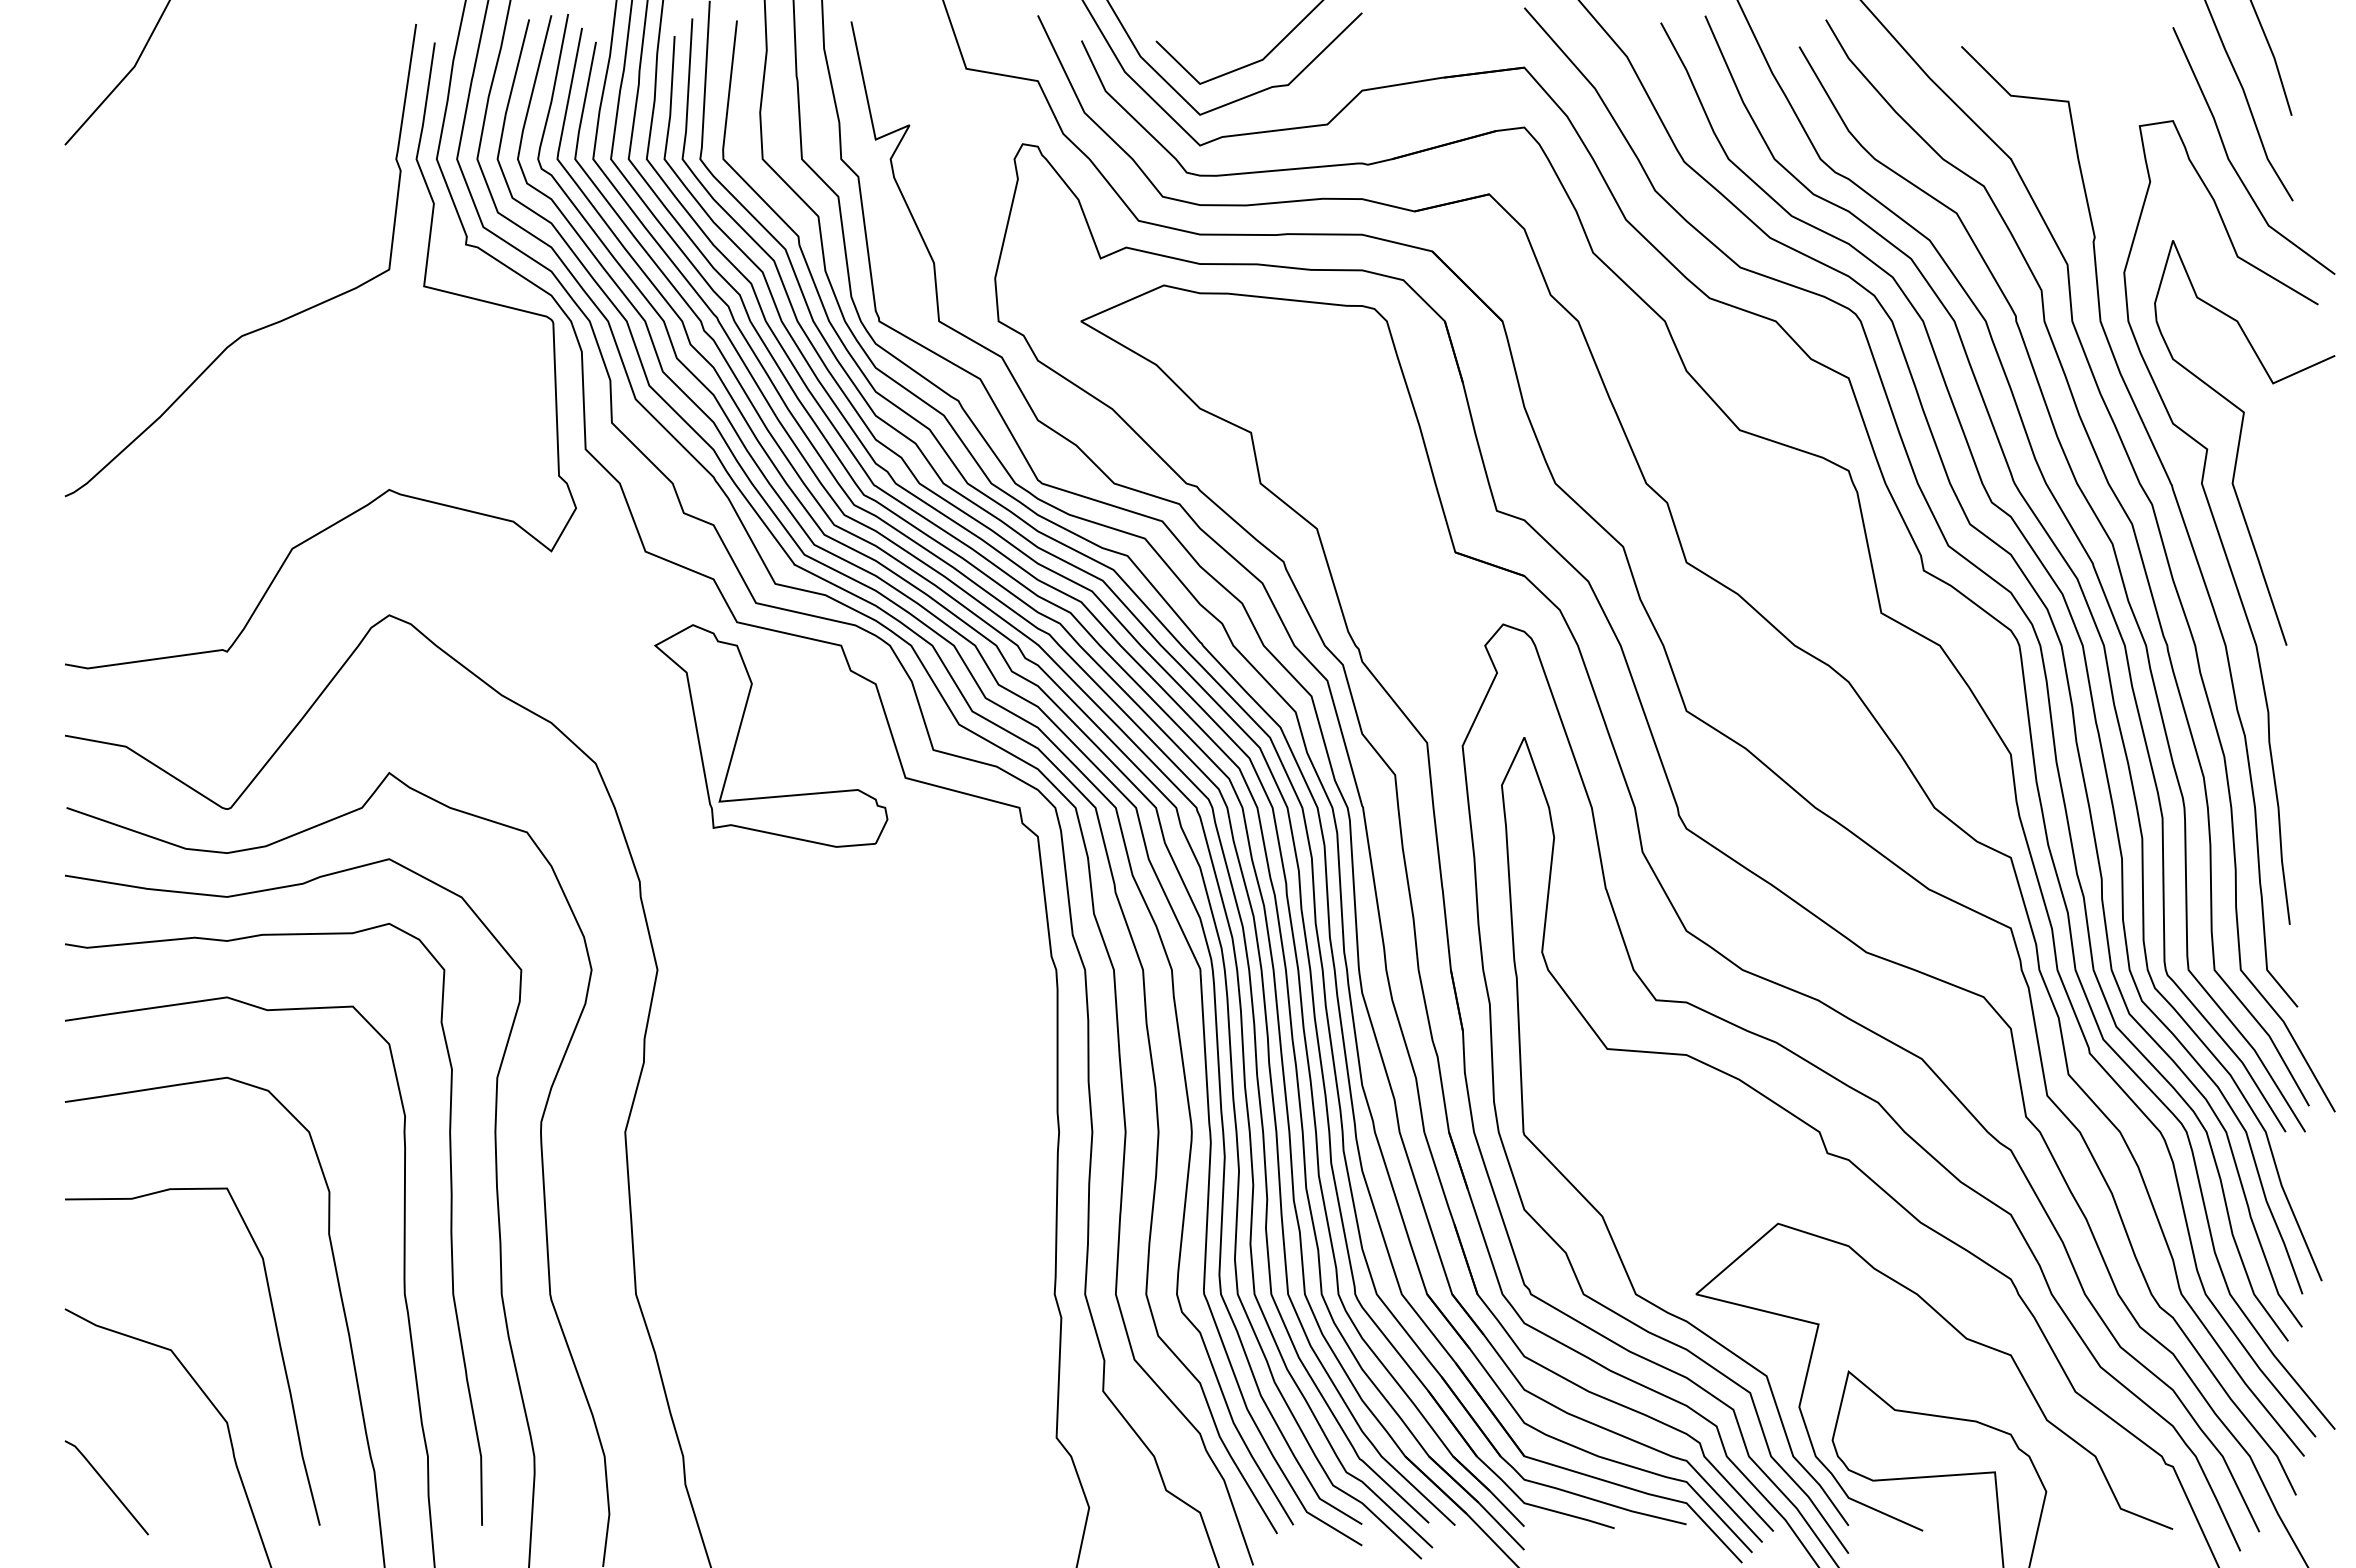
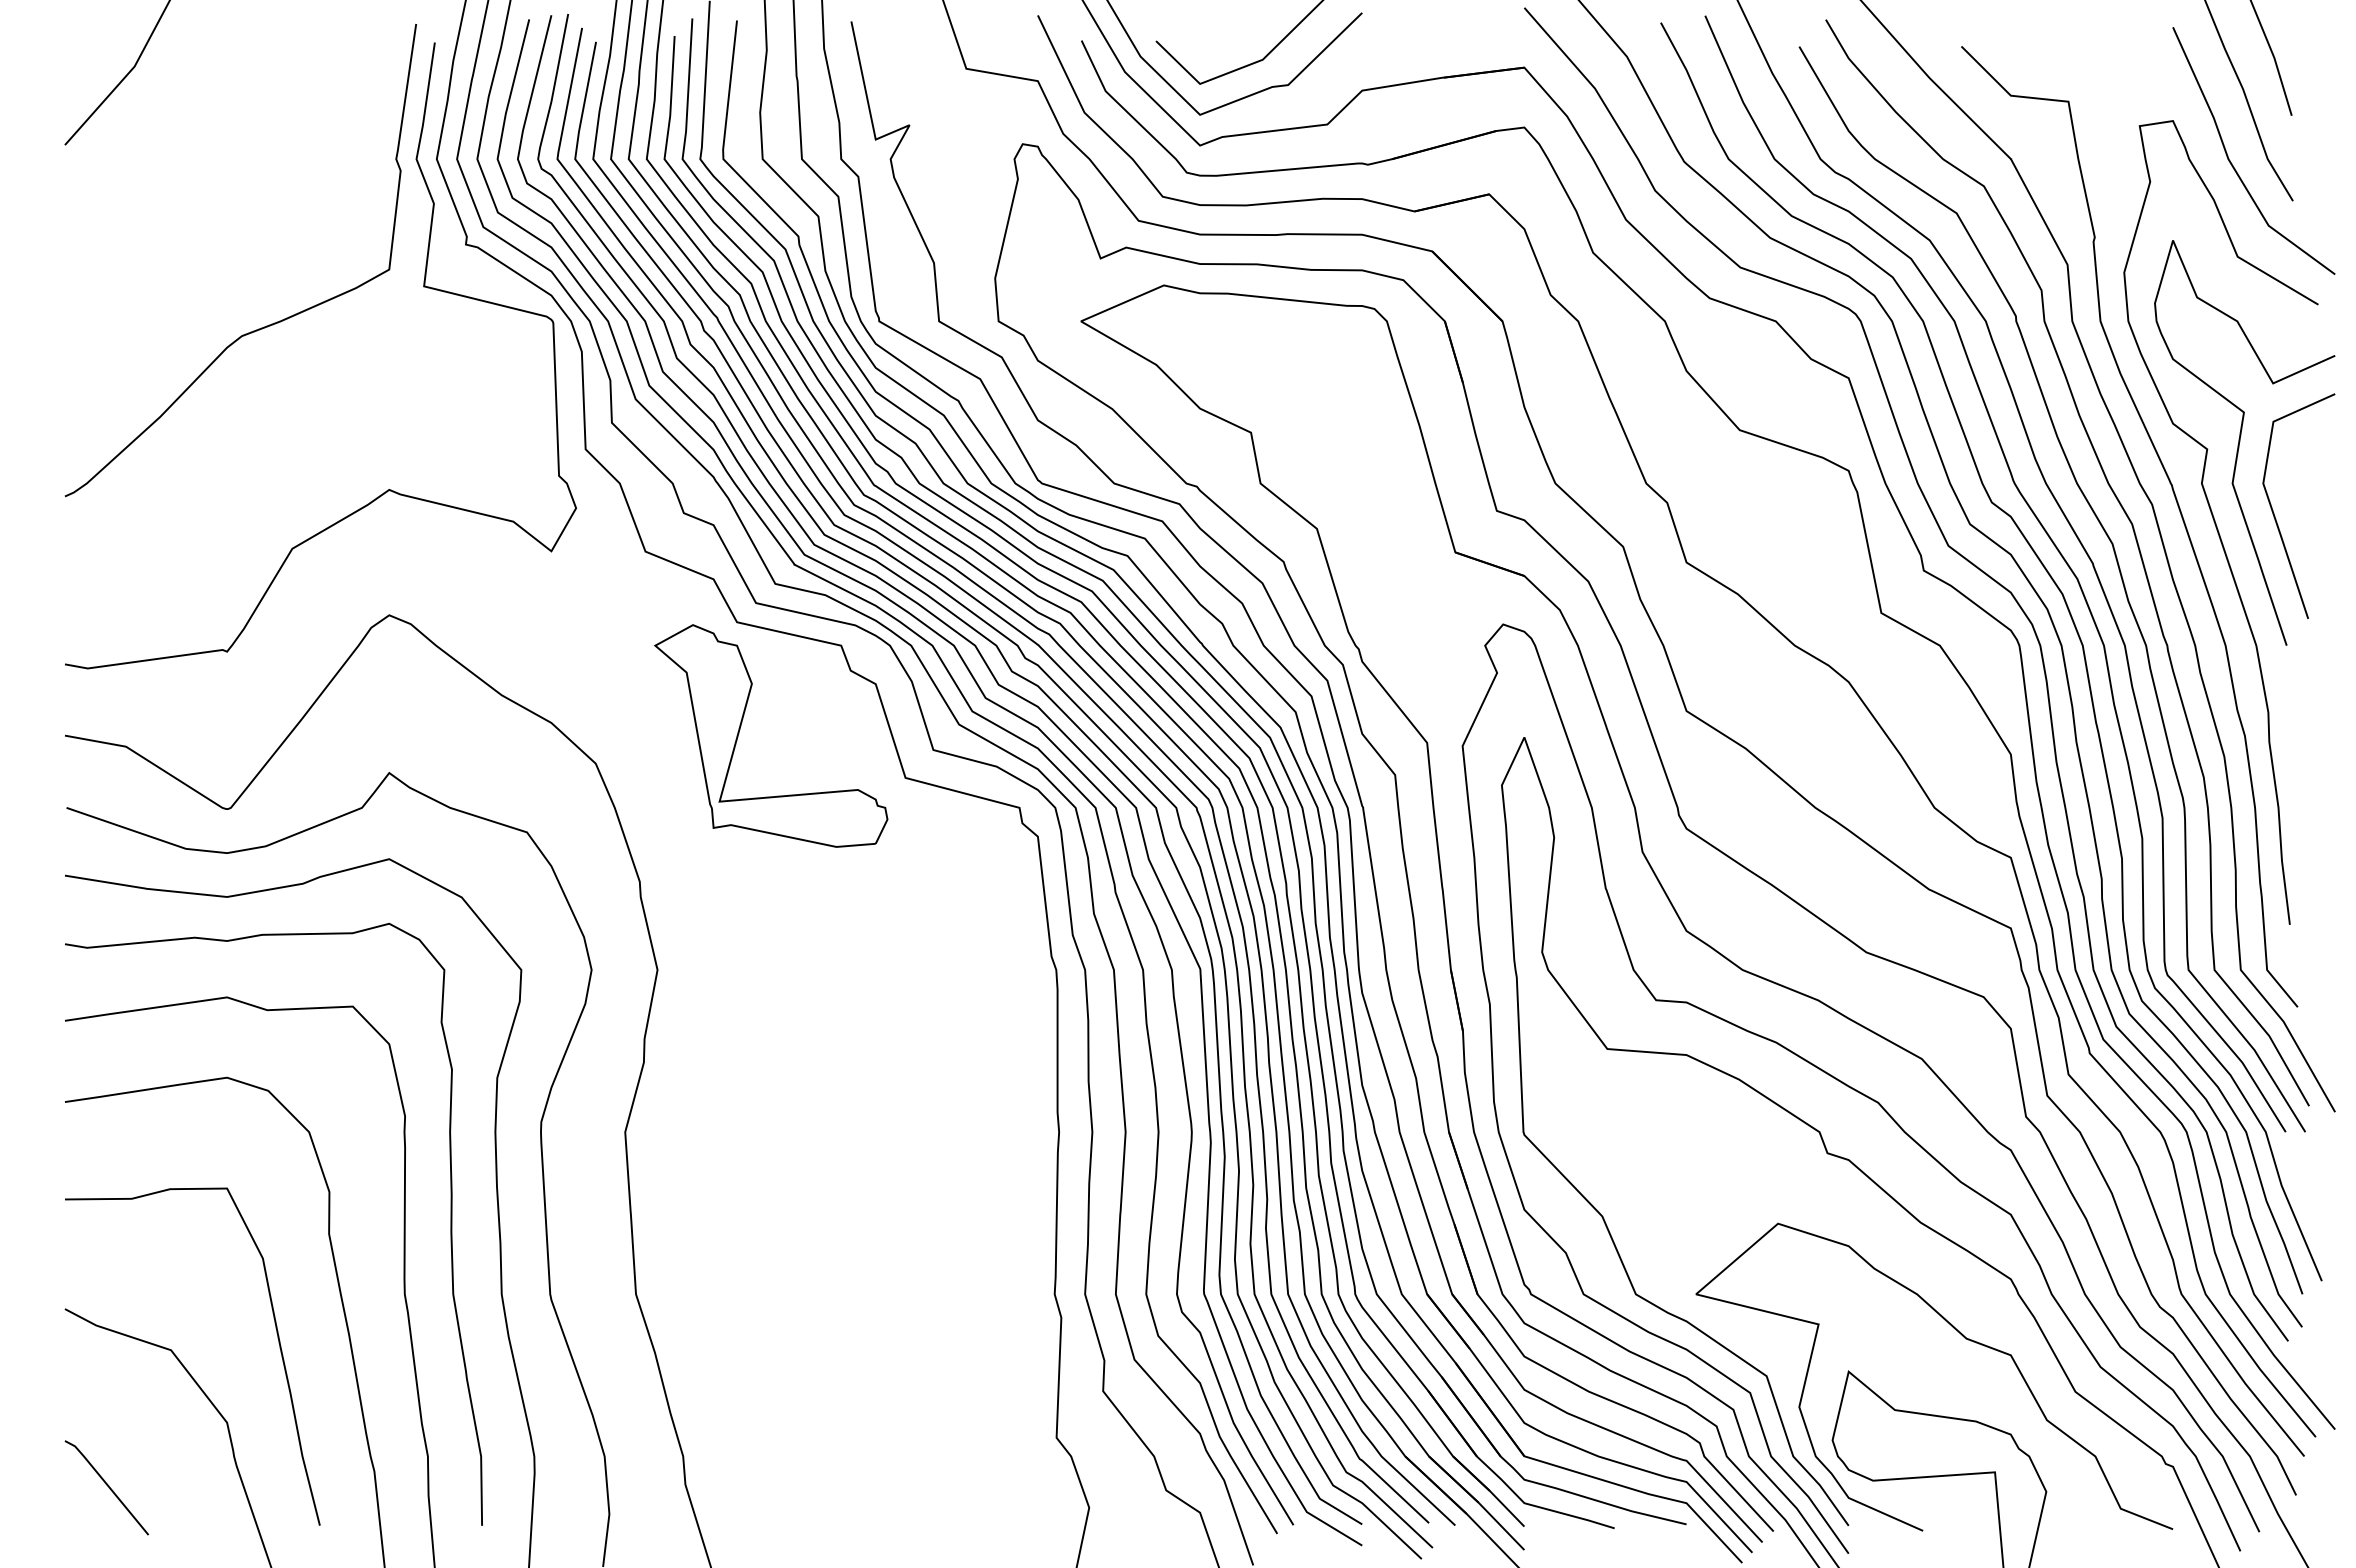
line: none -> present (2274, 513)
